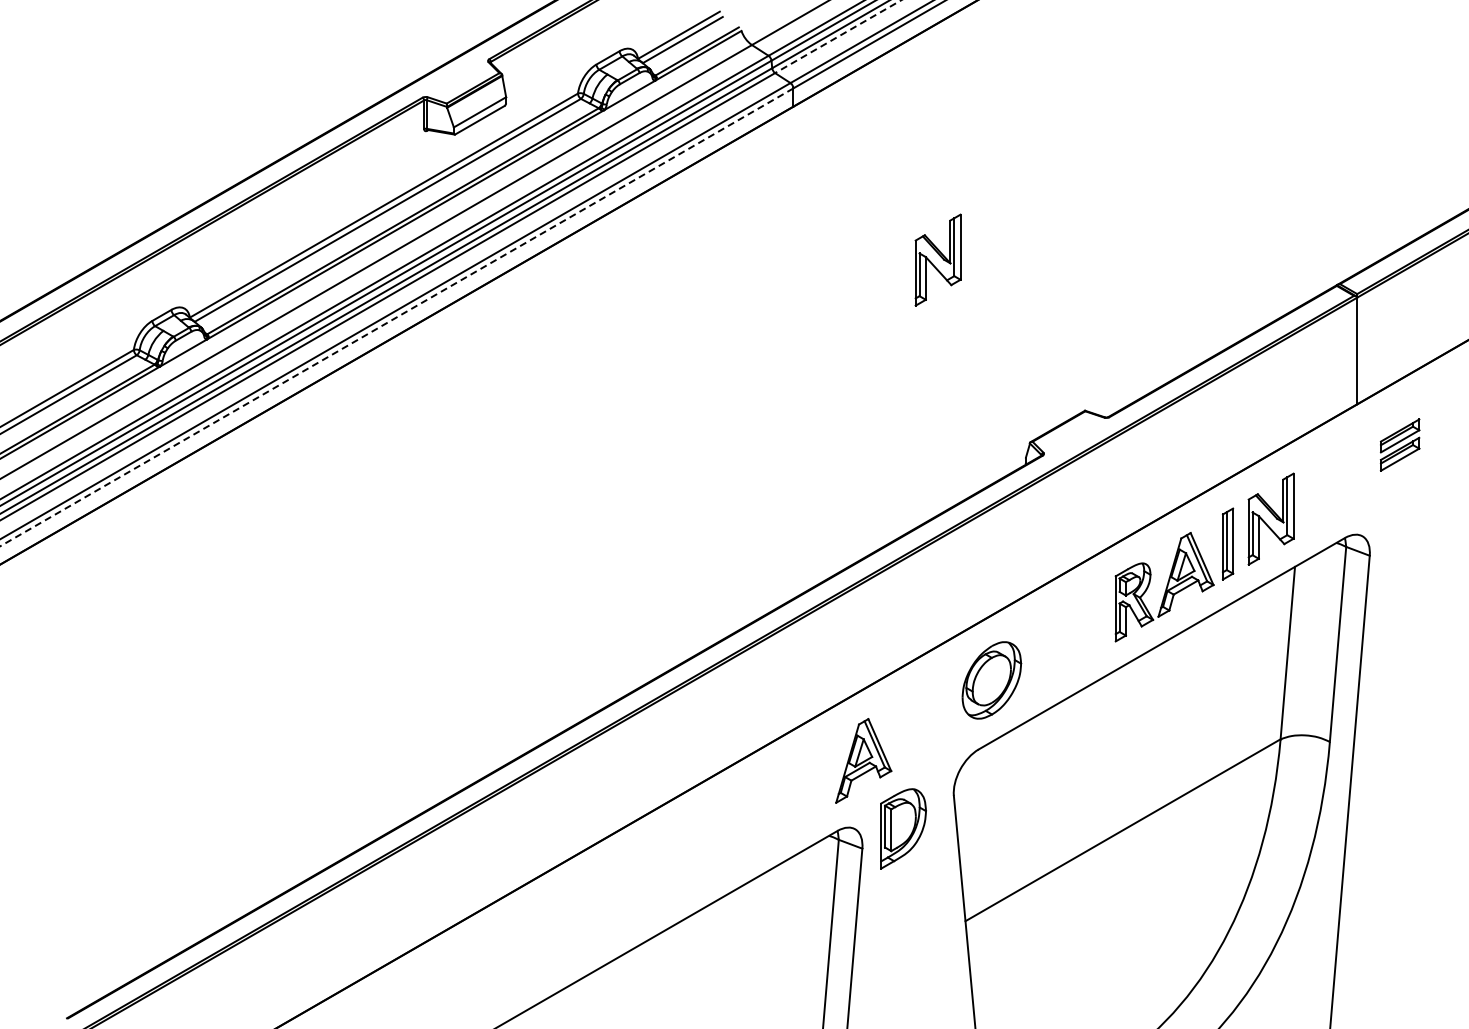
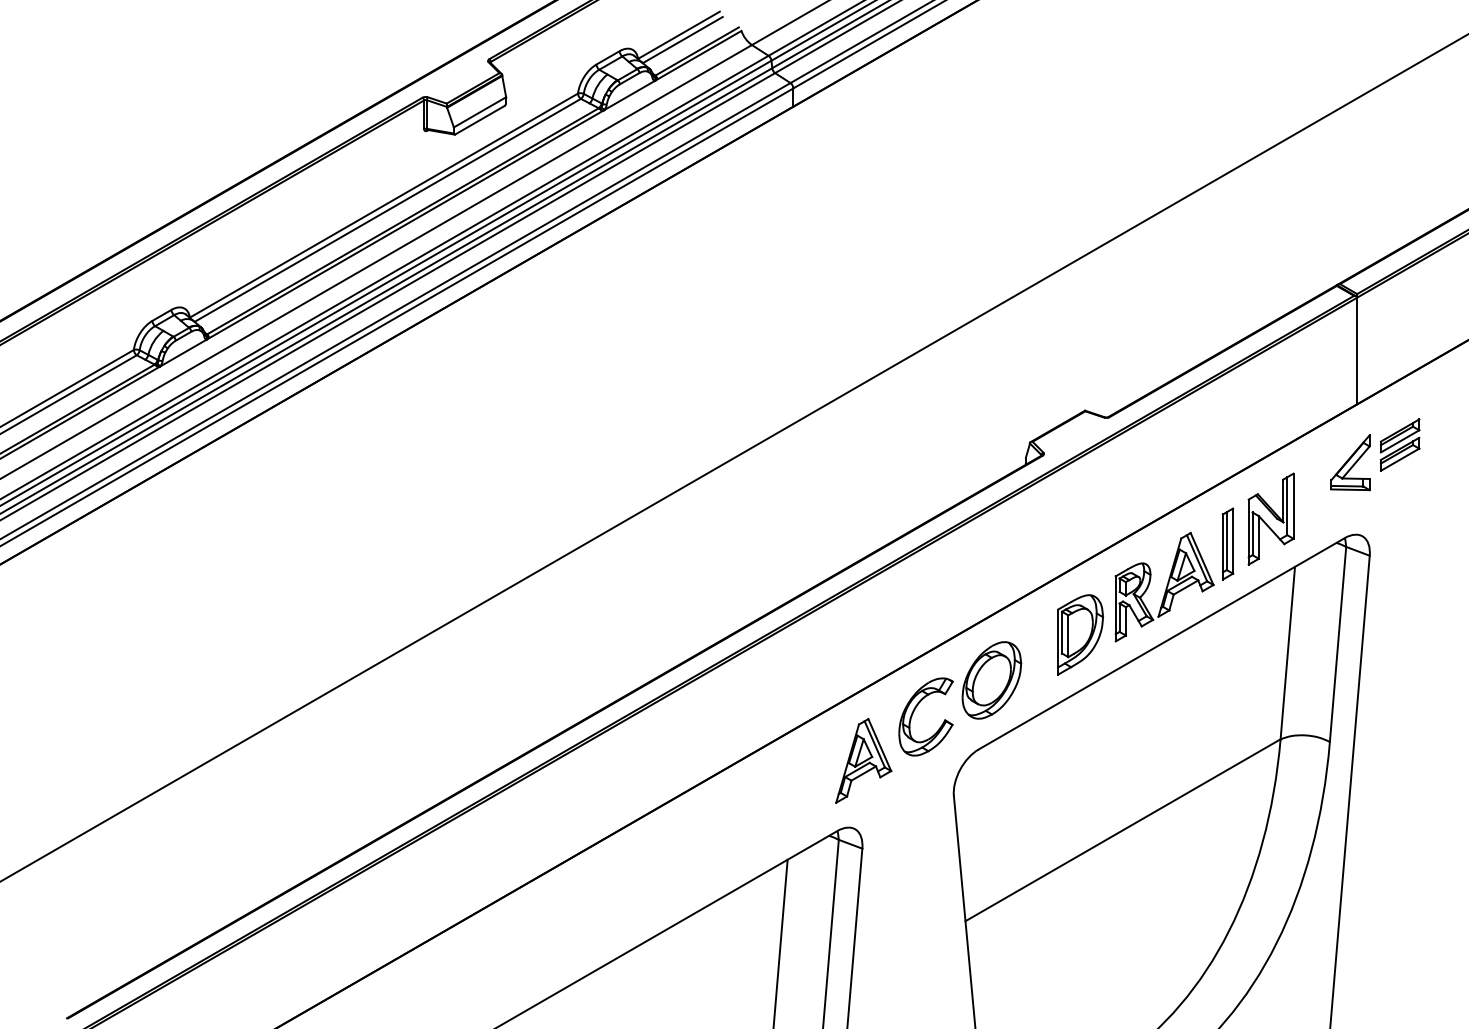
line: dashed -> solid (838, 36)
part: present -> none (937, 259)
line: dashed -> solid (396, 317)
line: none -> present (733, 457)
part: none -> present (1350, 462)
part: none -> present (914, 711)
part position: (903, 828) -> (1080, 634) (1080, 634)
line: none -> present (780, 942)
